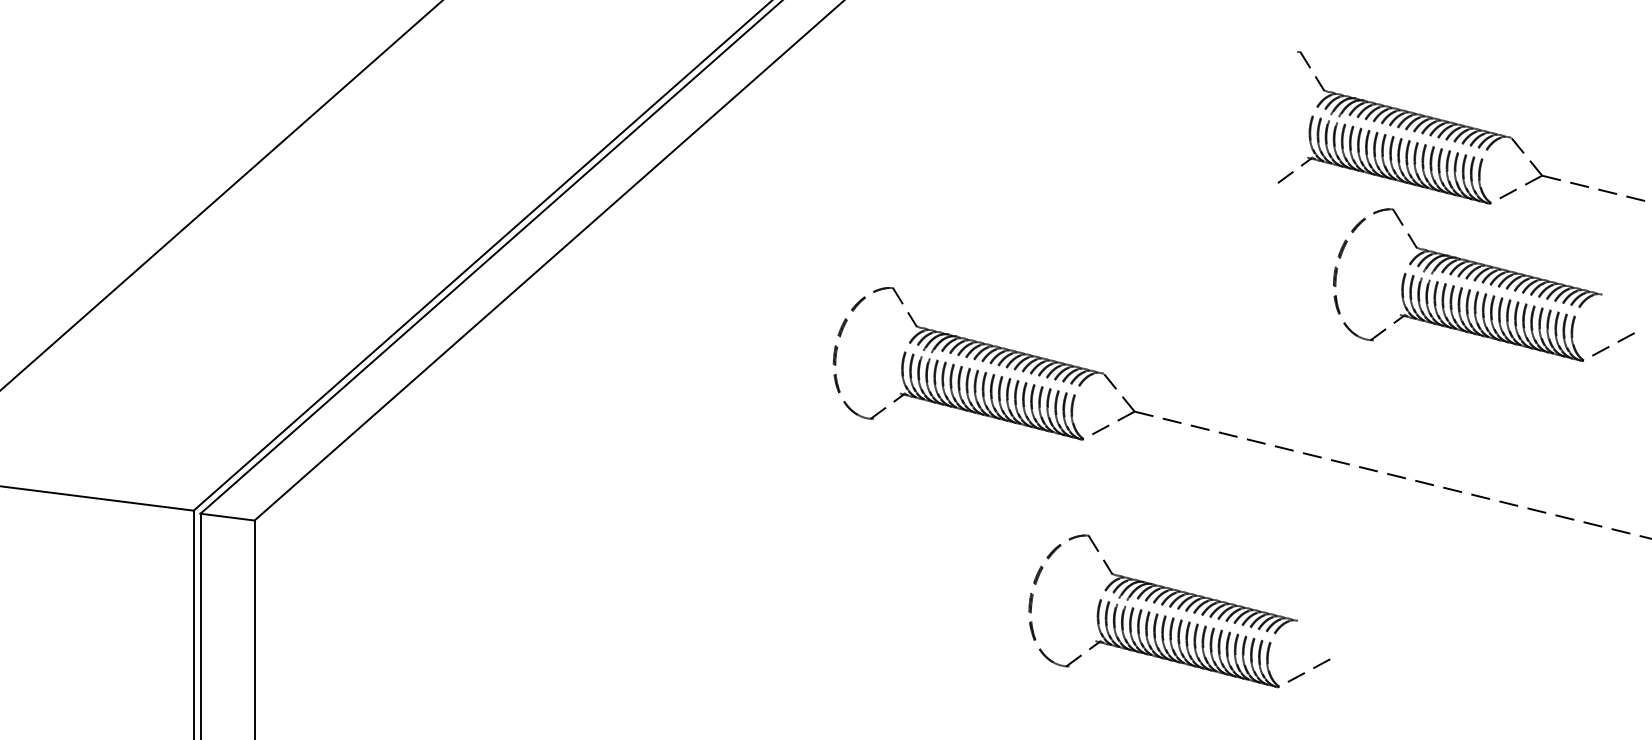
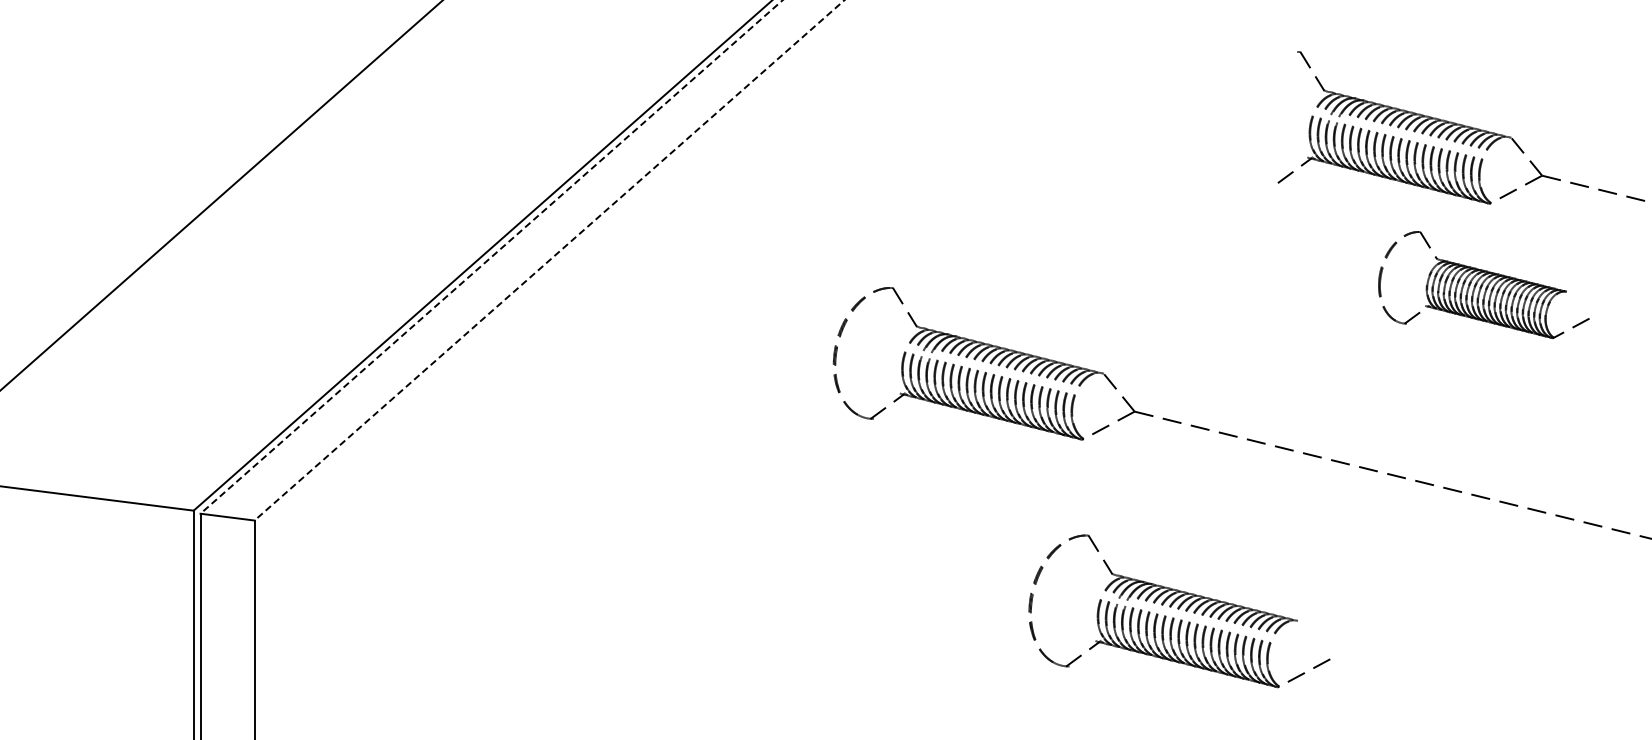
line: solid -> dashed (491, 257)
line: solid -> dashed (549, 260)
part size: 302x154 px -> 212x109 px (1483, 285)
